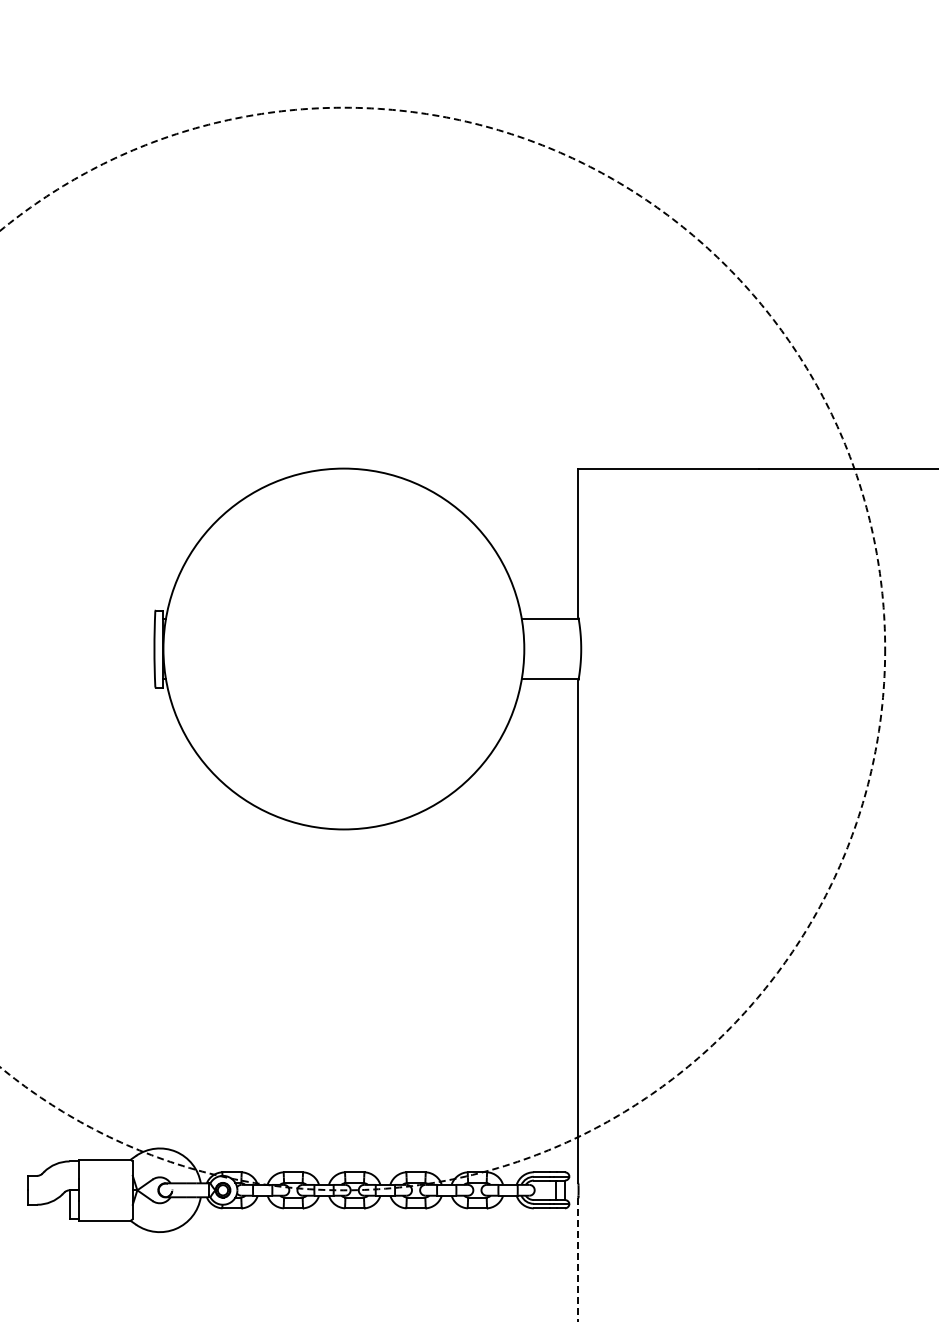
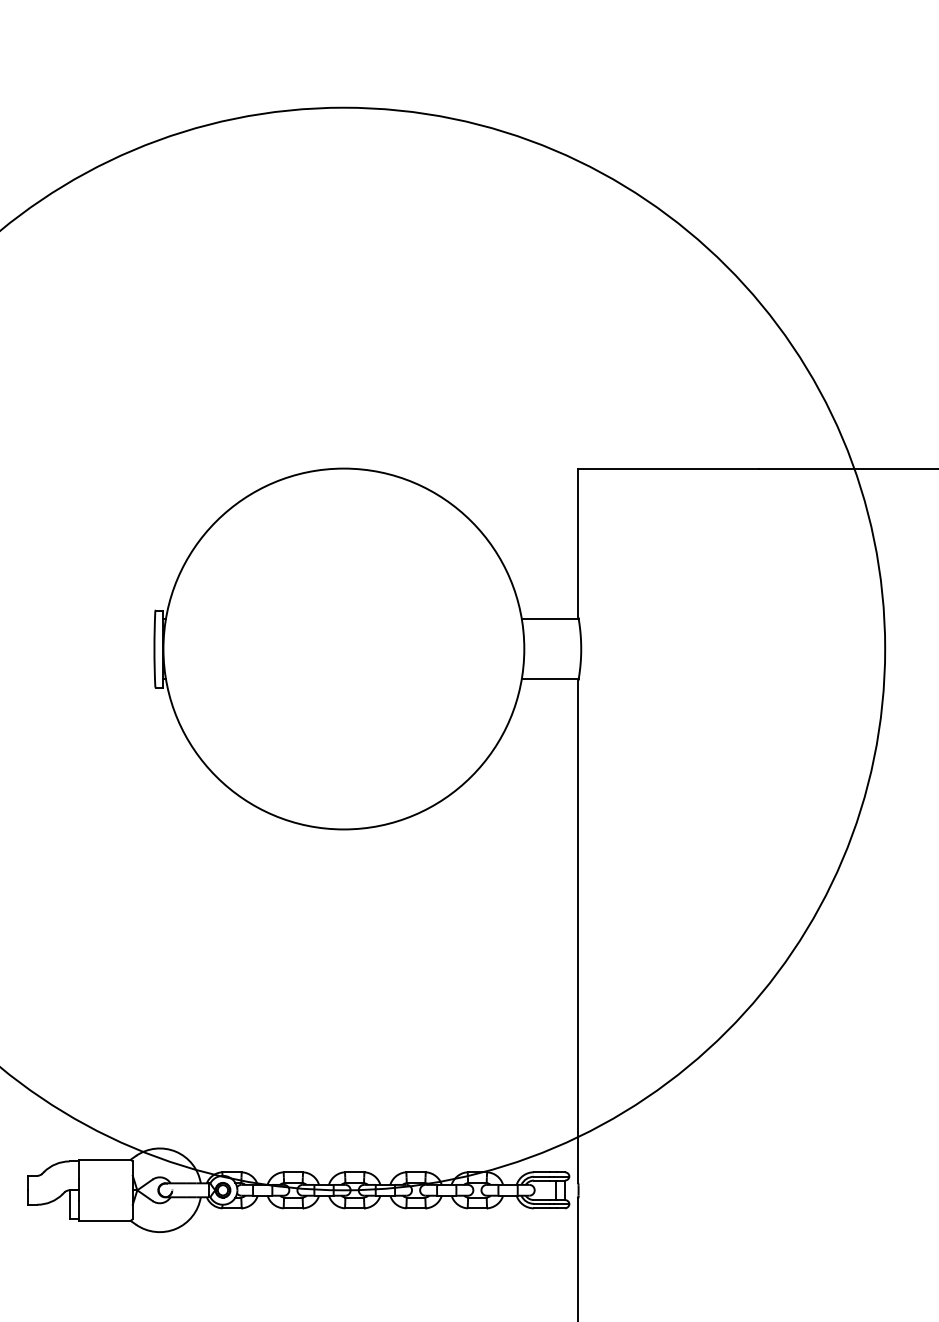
circle: dashed -> solid (442, 648)
line: dashed -> solid (578, 1259)
